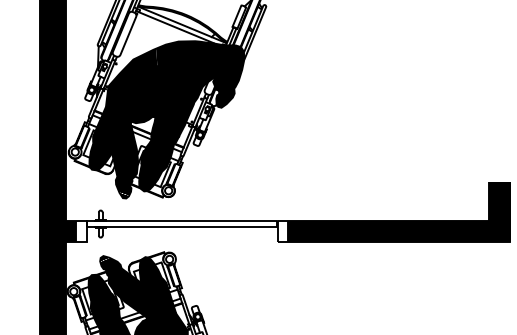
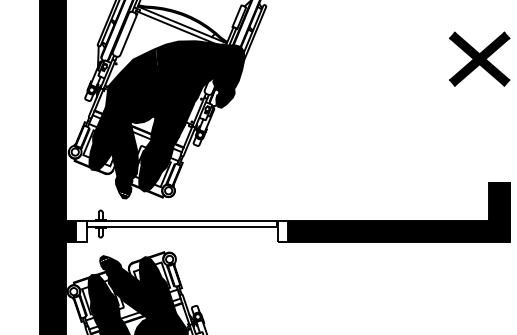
part: none -> present (479, 58)
